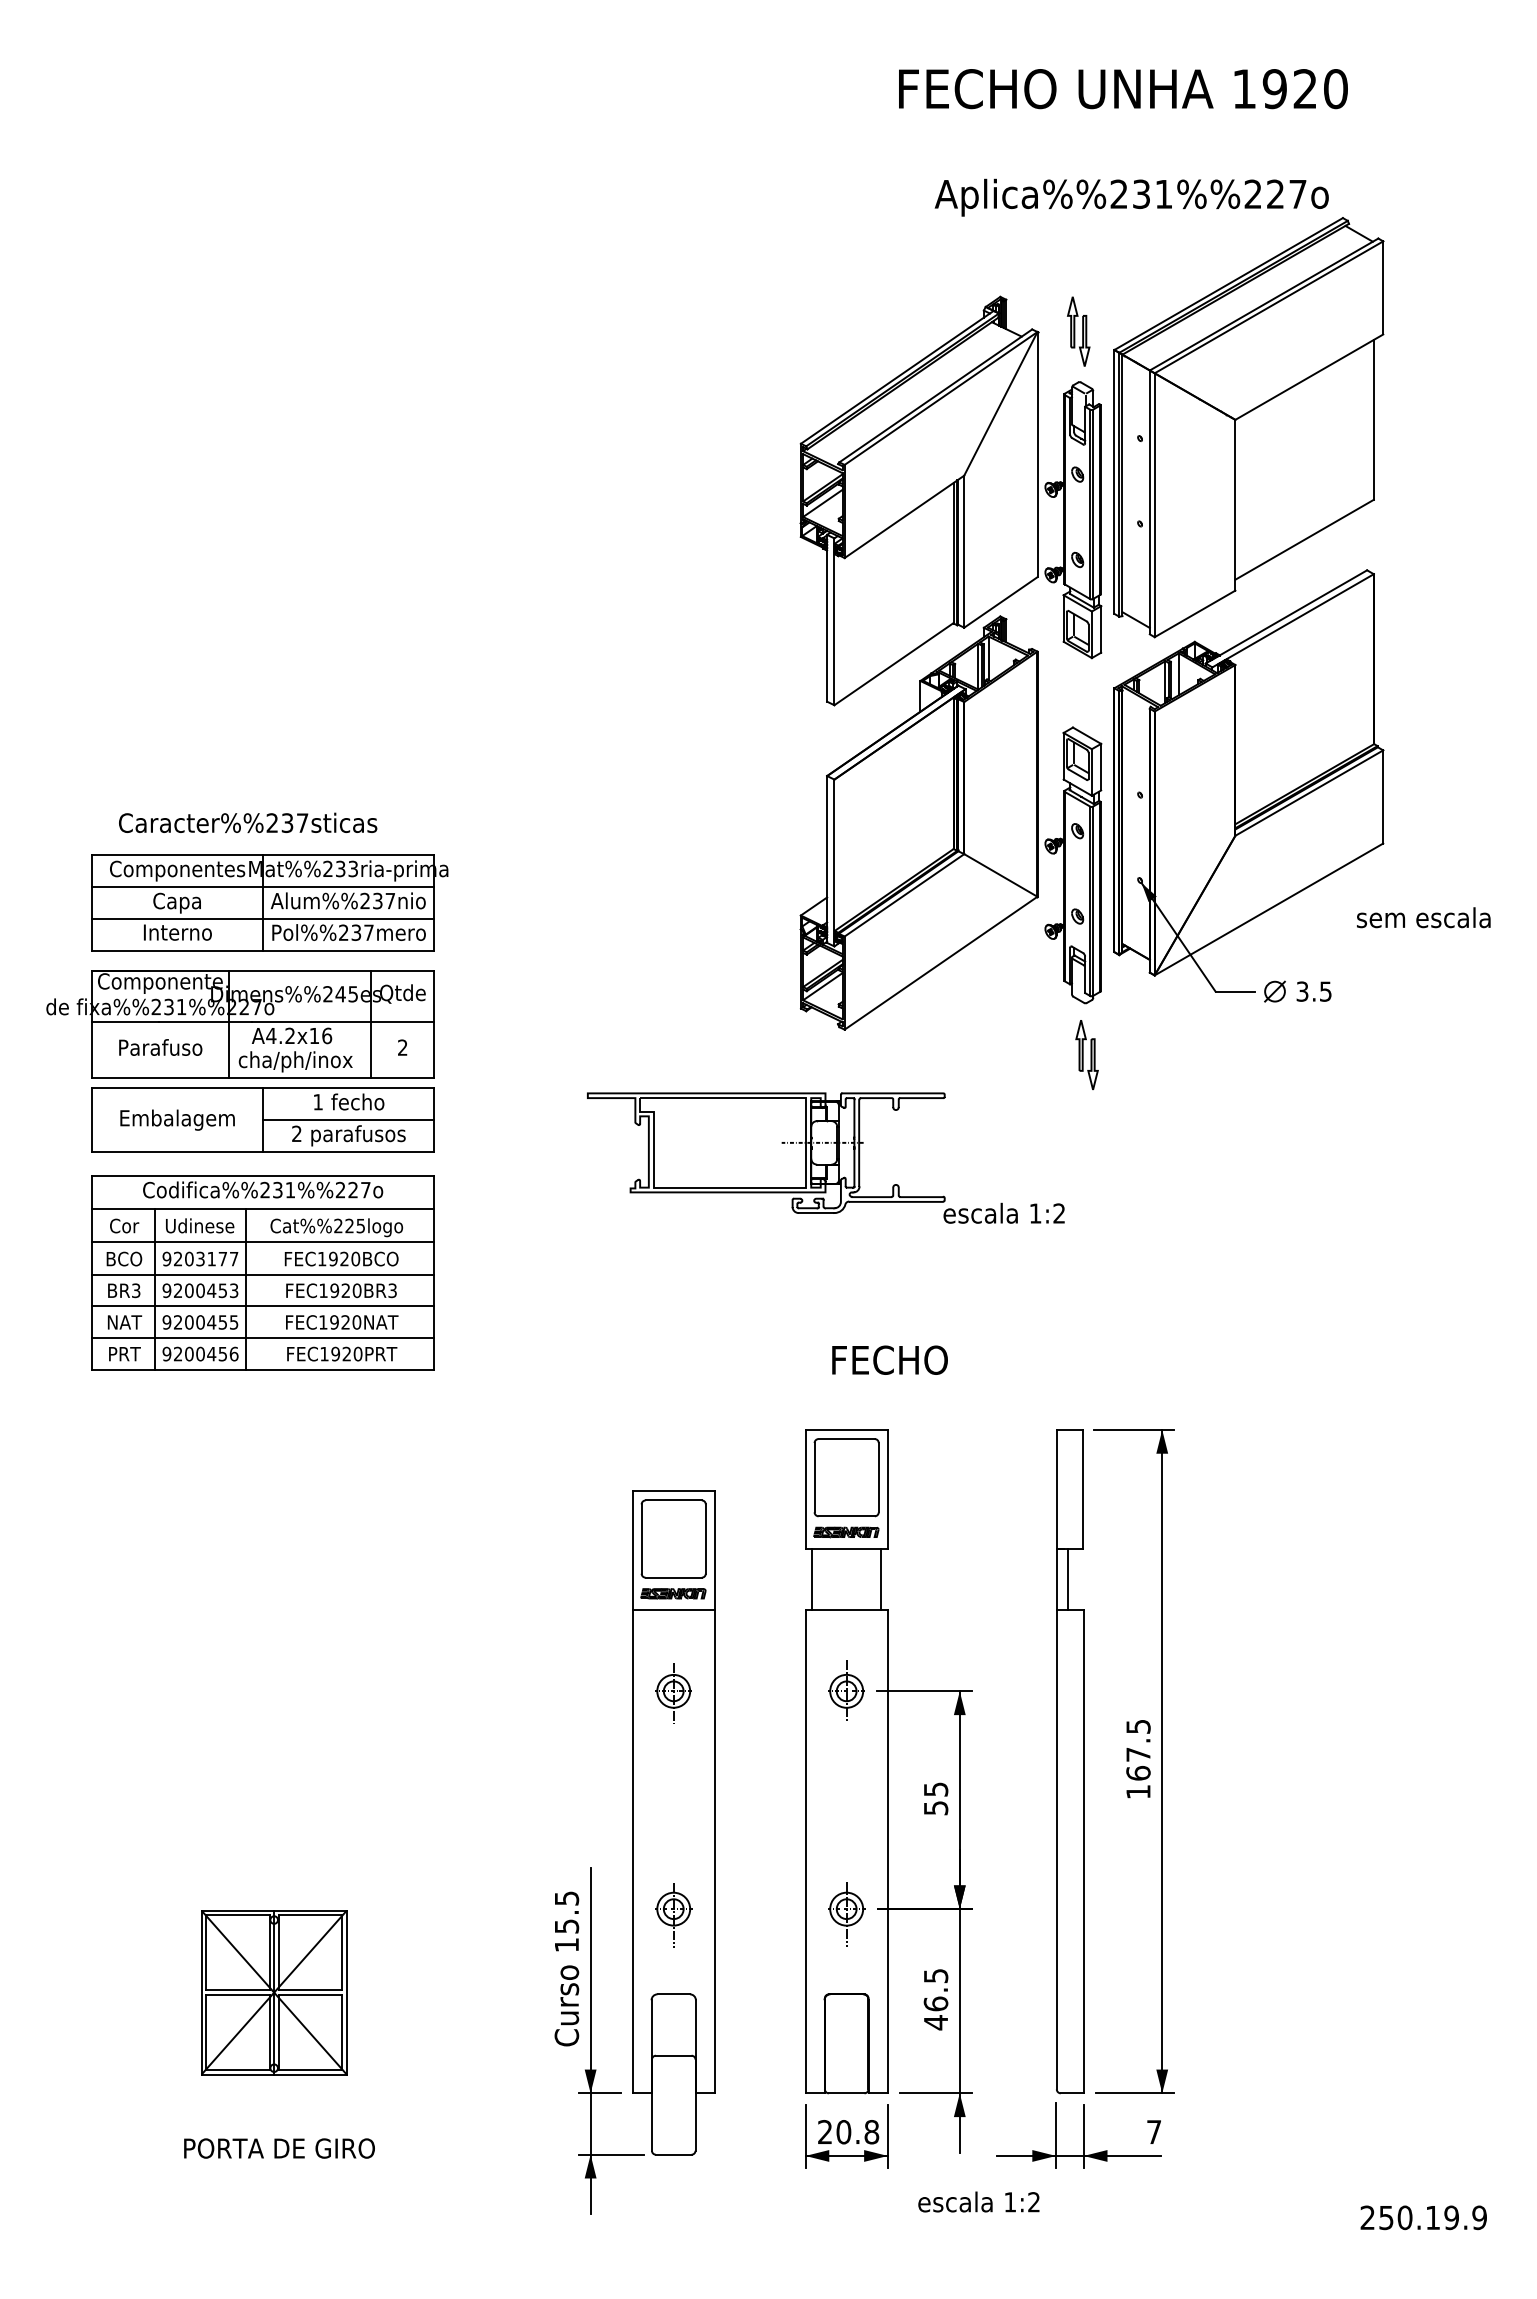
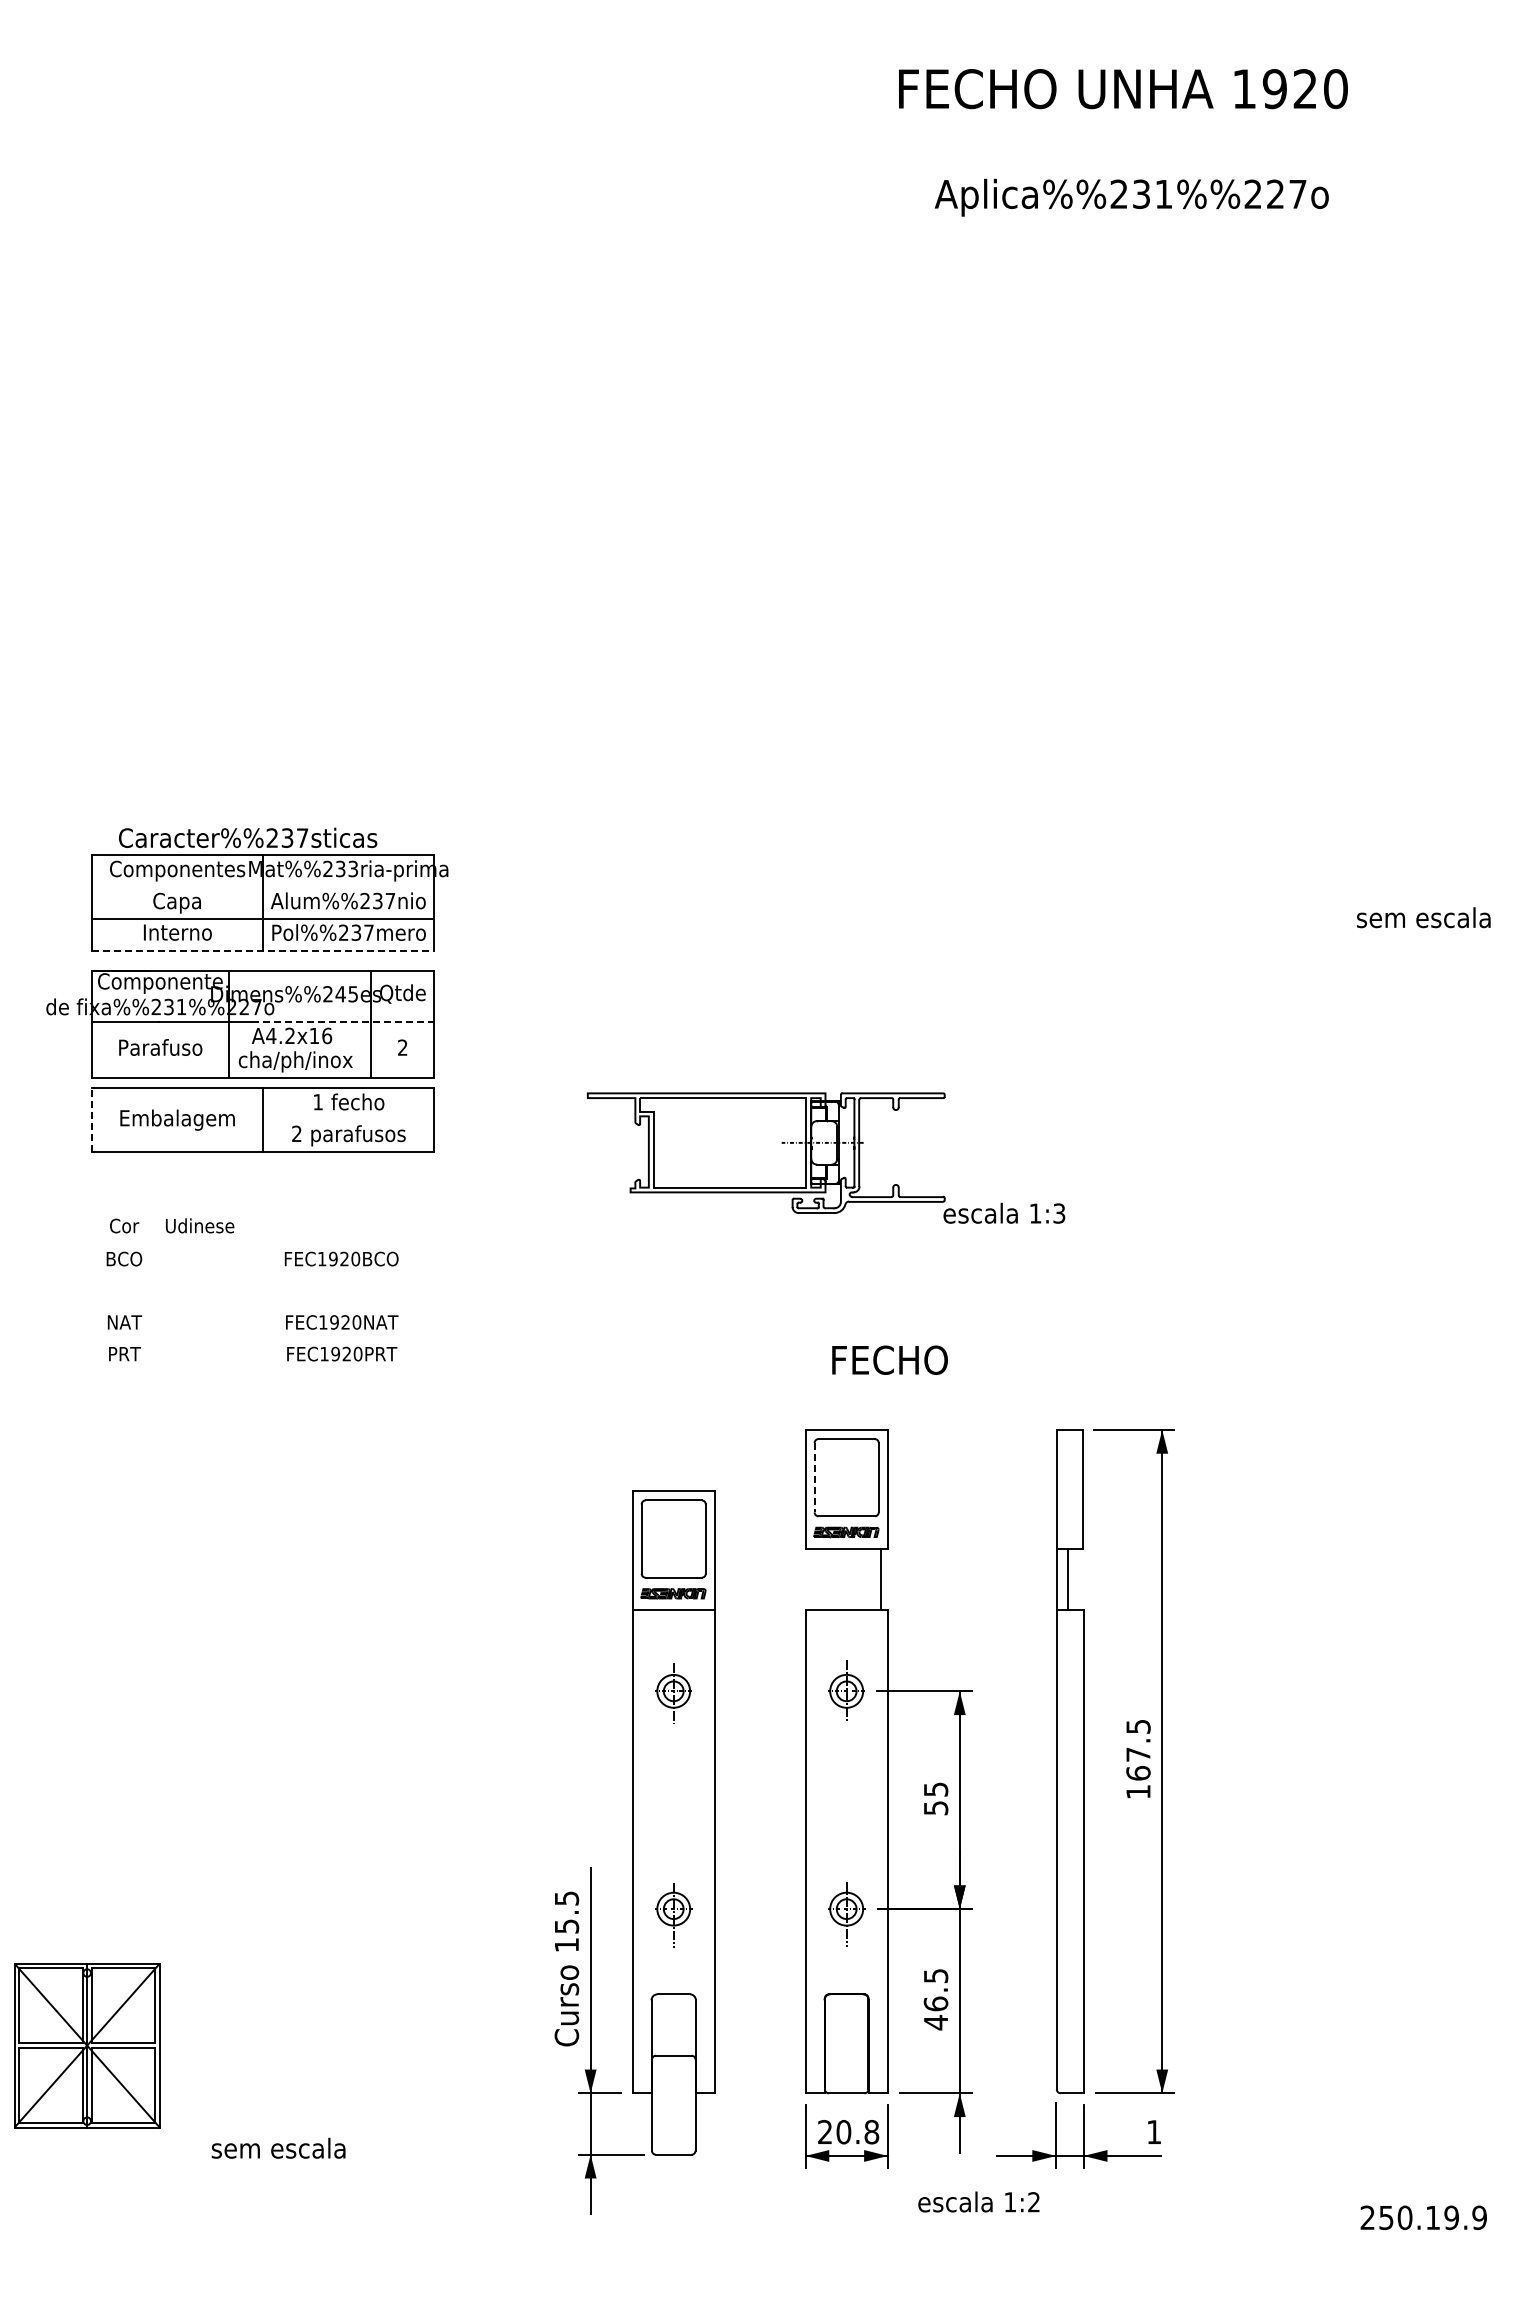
part: present -> none (1091, 653)
text position: (248, 822) -> (248, 837) (248, 837)
line: present -> none (262, 887)
line: solid -> dashed (263, 951)
line: solid -> dashed (343, 1021)
line: solid -> dashed (91, 1120)
line: present -> none (348, 1120)
text: 1:2 -> 1:3 (1059, 1213)
part: present -> none (262, 1272)
line: solid -> dashed (814, 1477)
line: present -> none (812, 1579)
part position: (274, 1992) -> (87, 2045) (87, 2045)
text: 7 -> 1 (1153, 2131)
text: PORTA DE GIRO -> sem escala (279, 2147)
